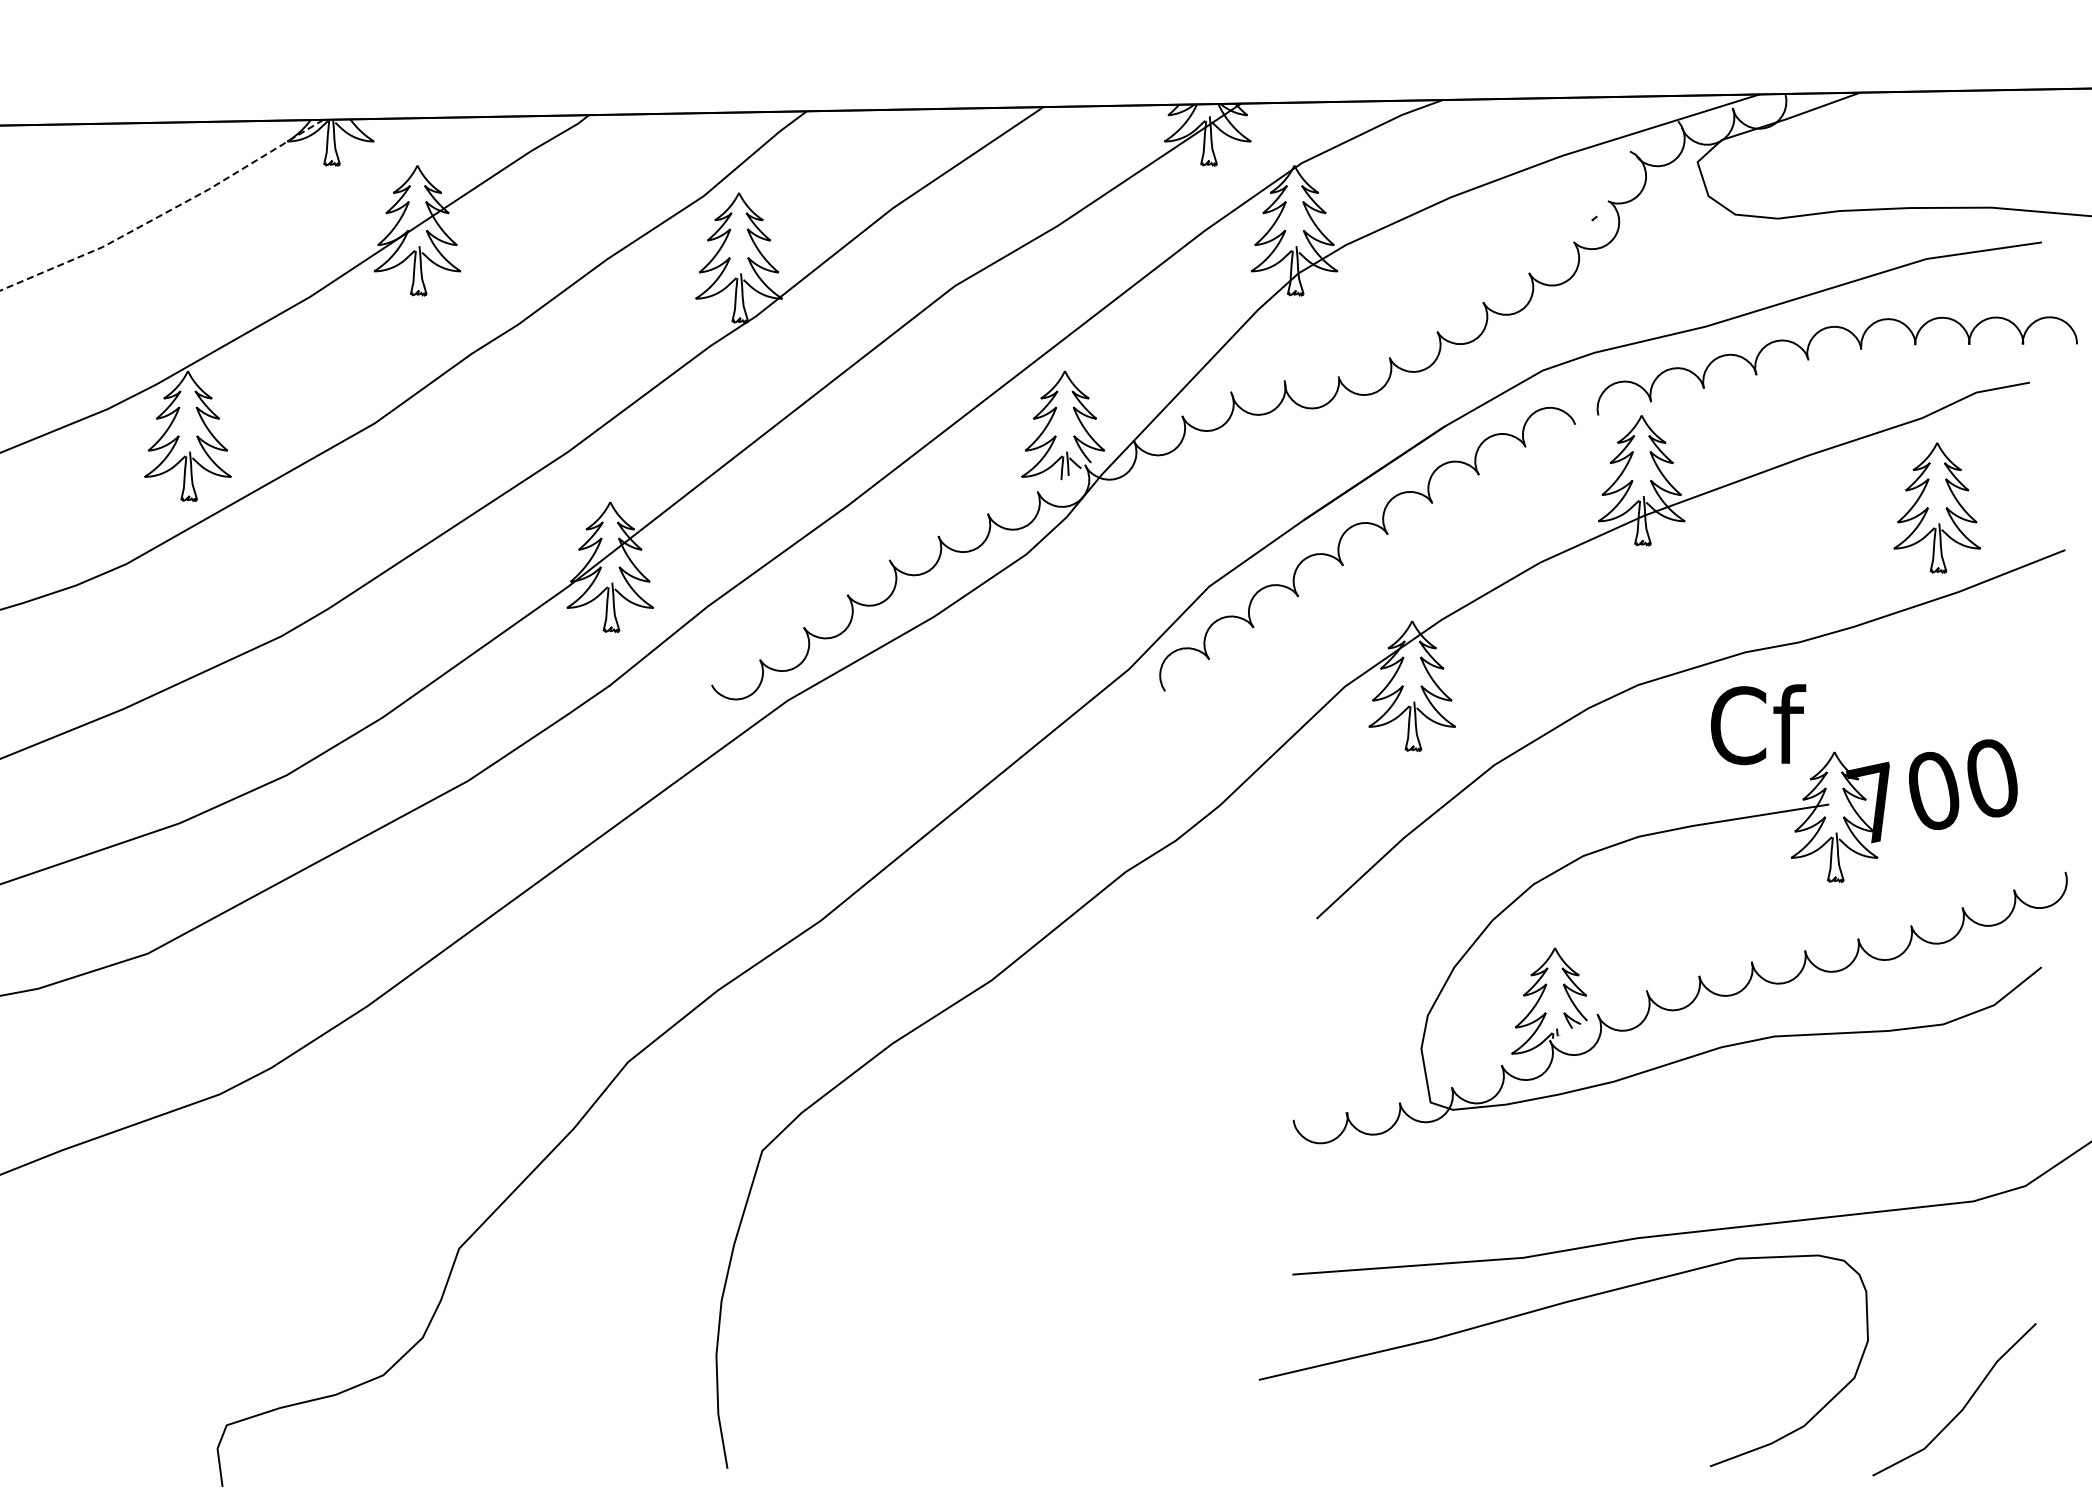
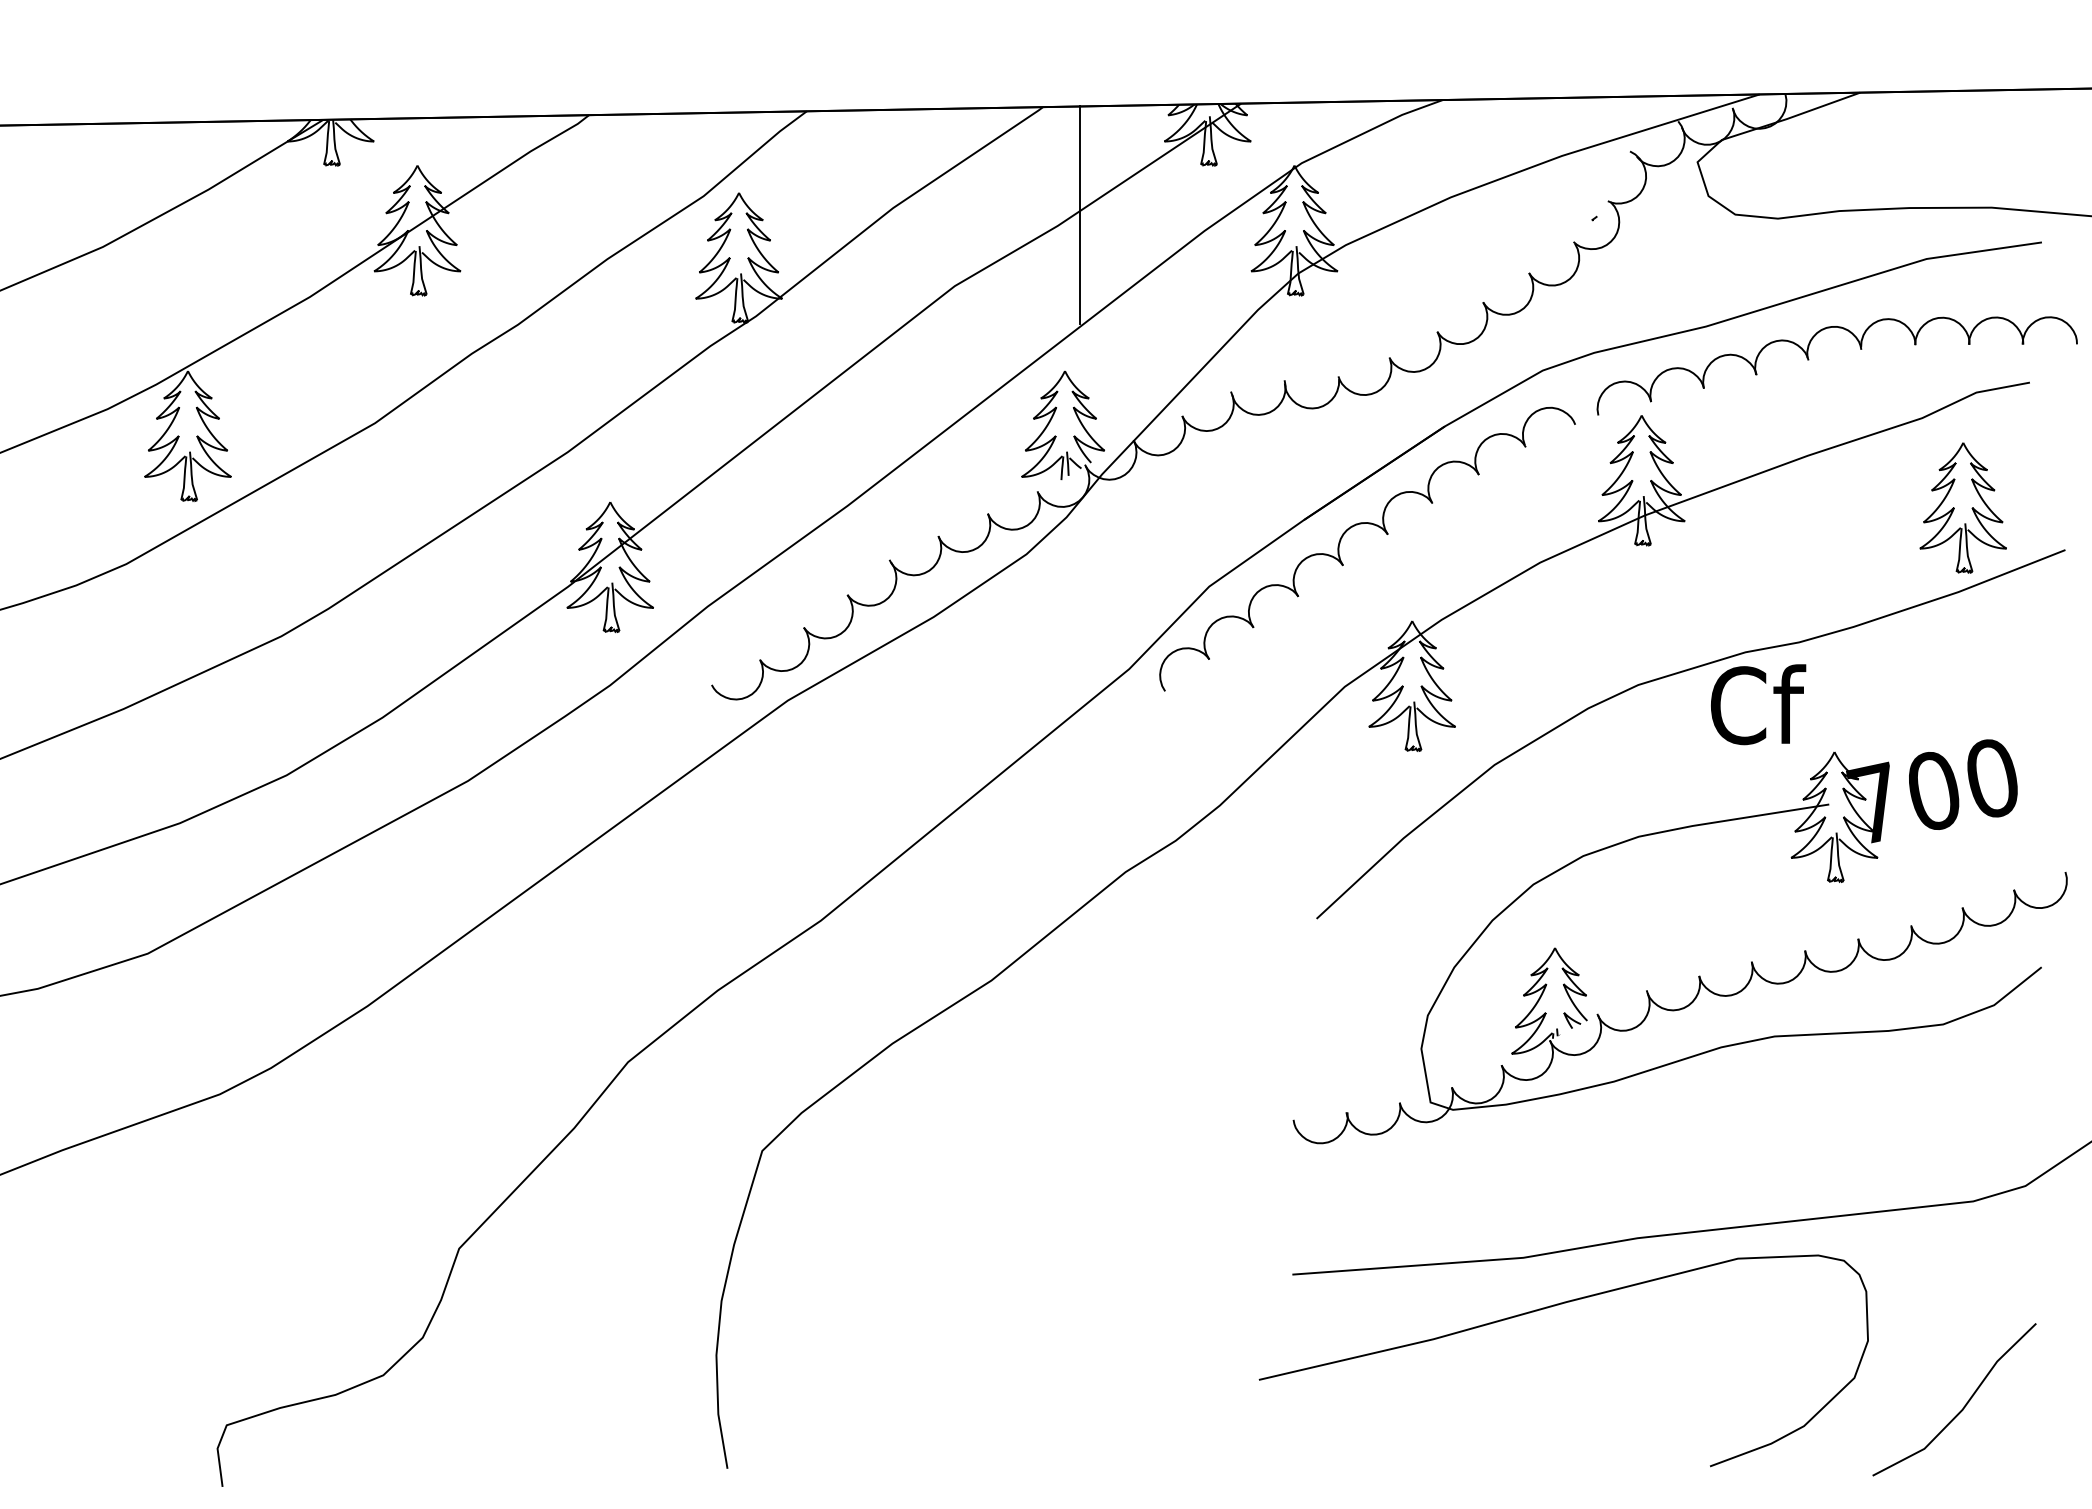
line: dashed -> solid (165, 212)
line: none -> present (1080, 215)
part position: (1936, 507) -> (1962, 507) (1962, 507)
text position: (1758, 724) -> (1758, 704) (1758, 704)
